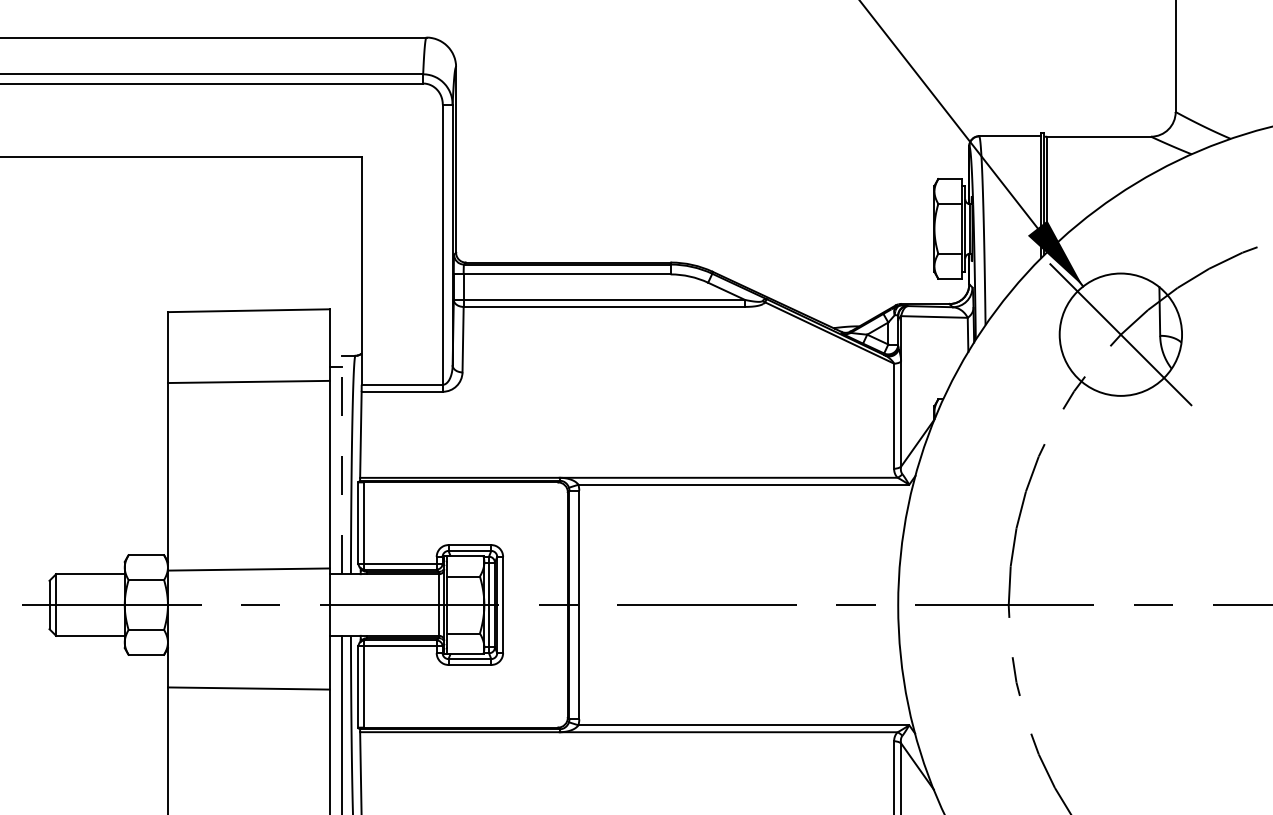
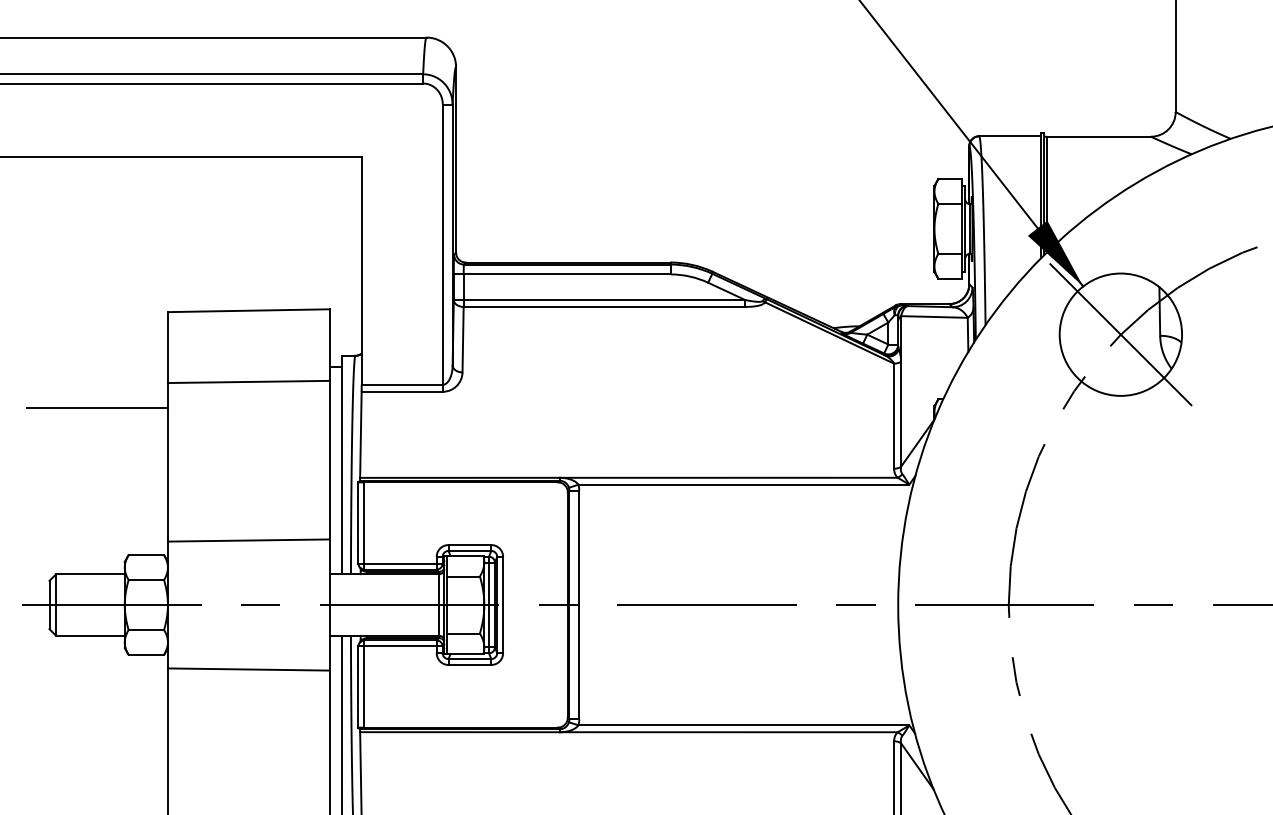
line: none -> present (96, 408)
line: dashed -> solid (341, 464)
line position: (248, 569) -> (248, 540) (248, 540)
line position: (248, 688) -> (248, 669) (248, 669)
